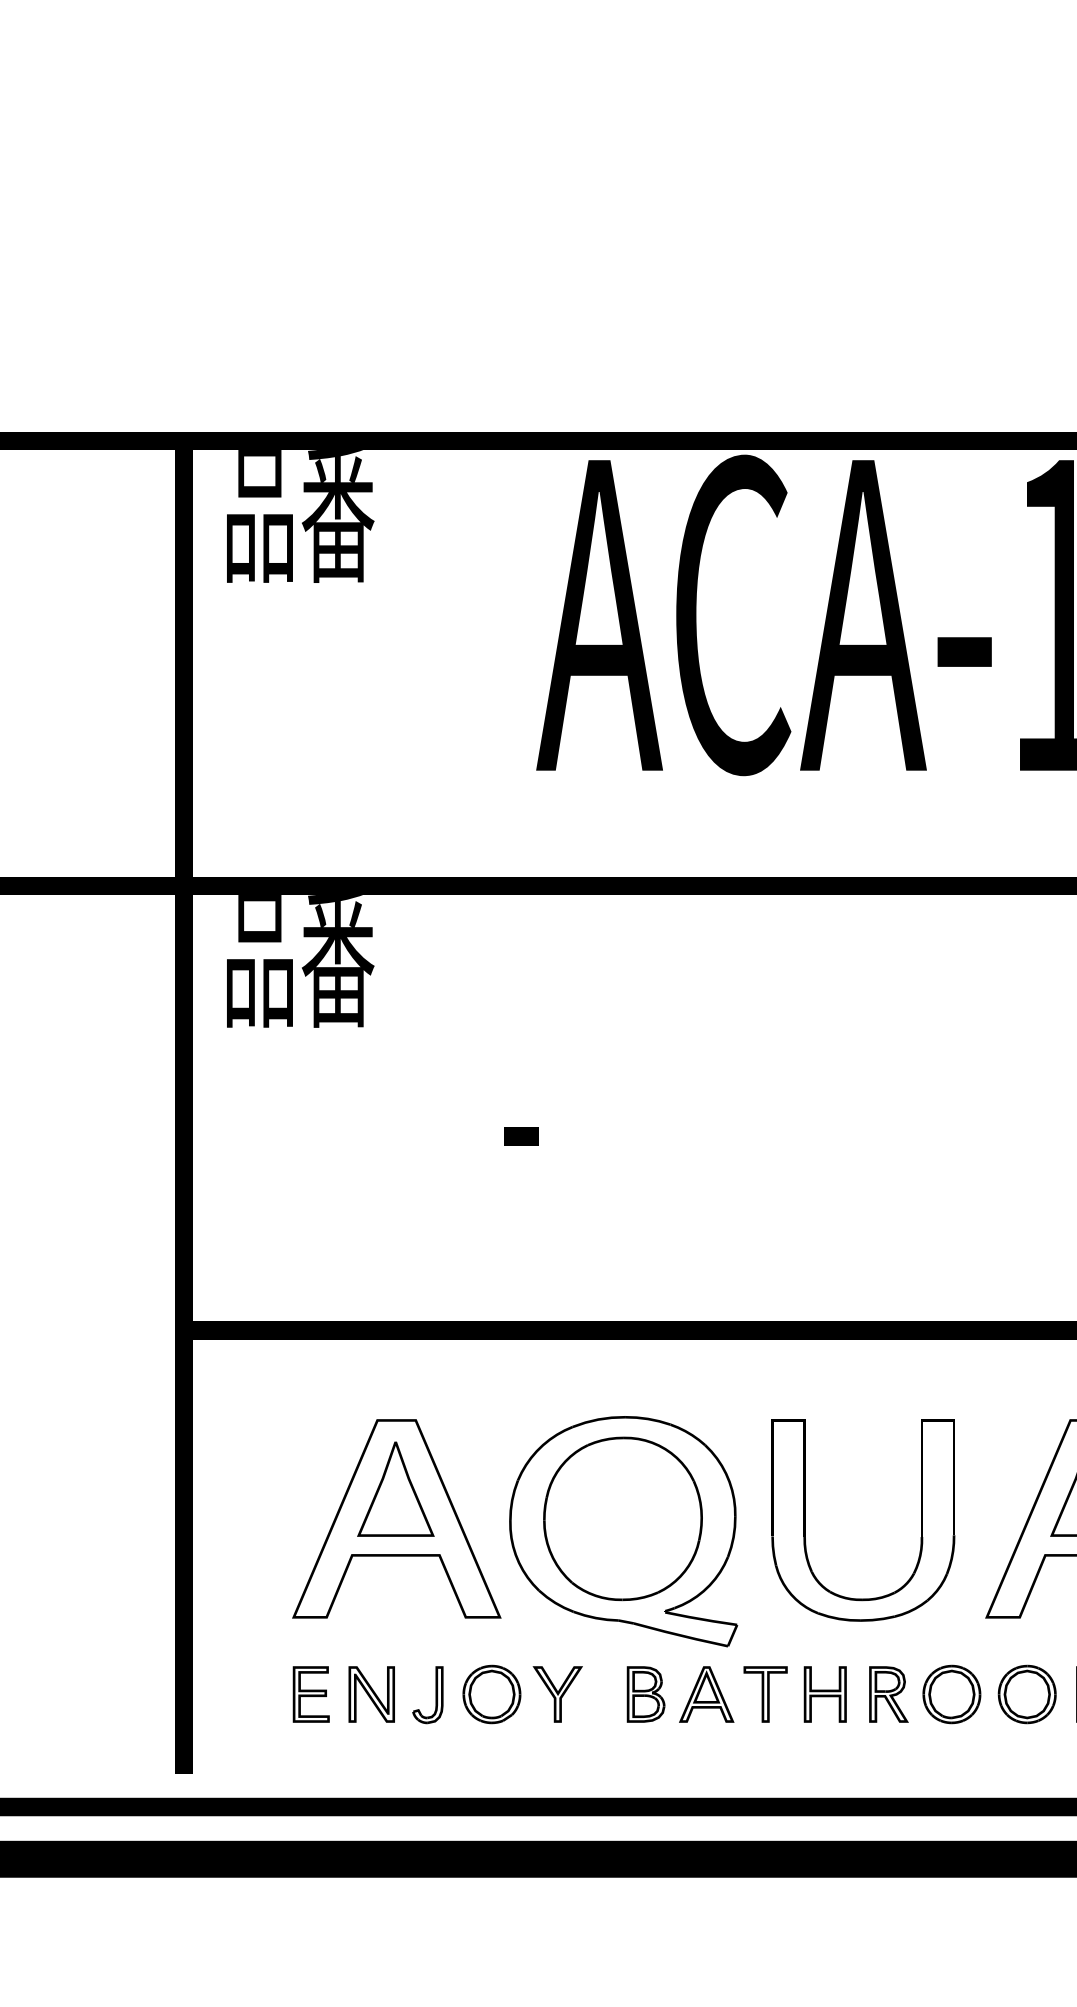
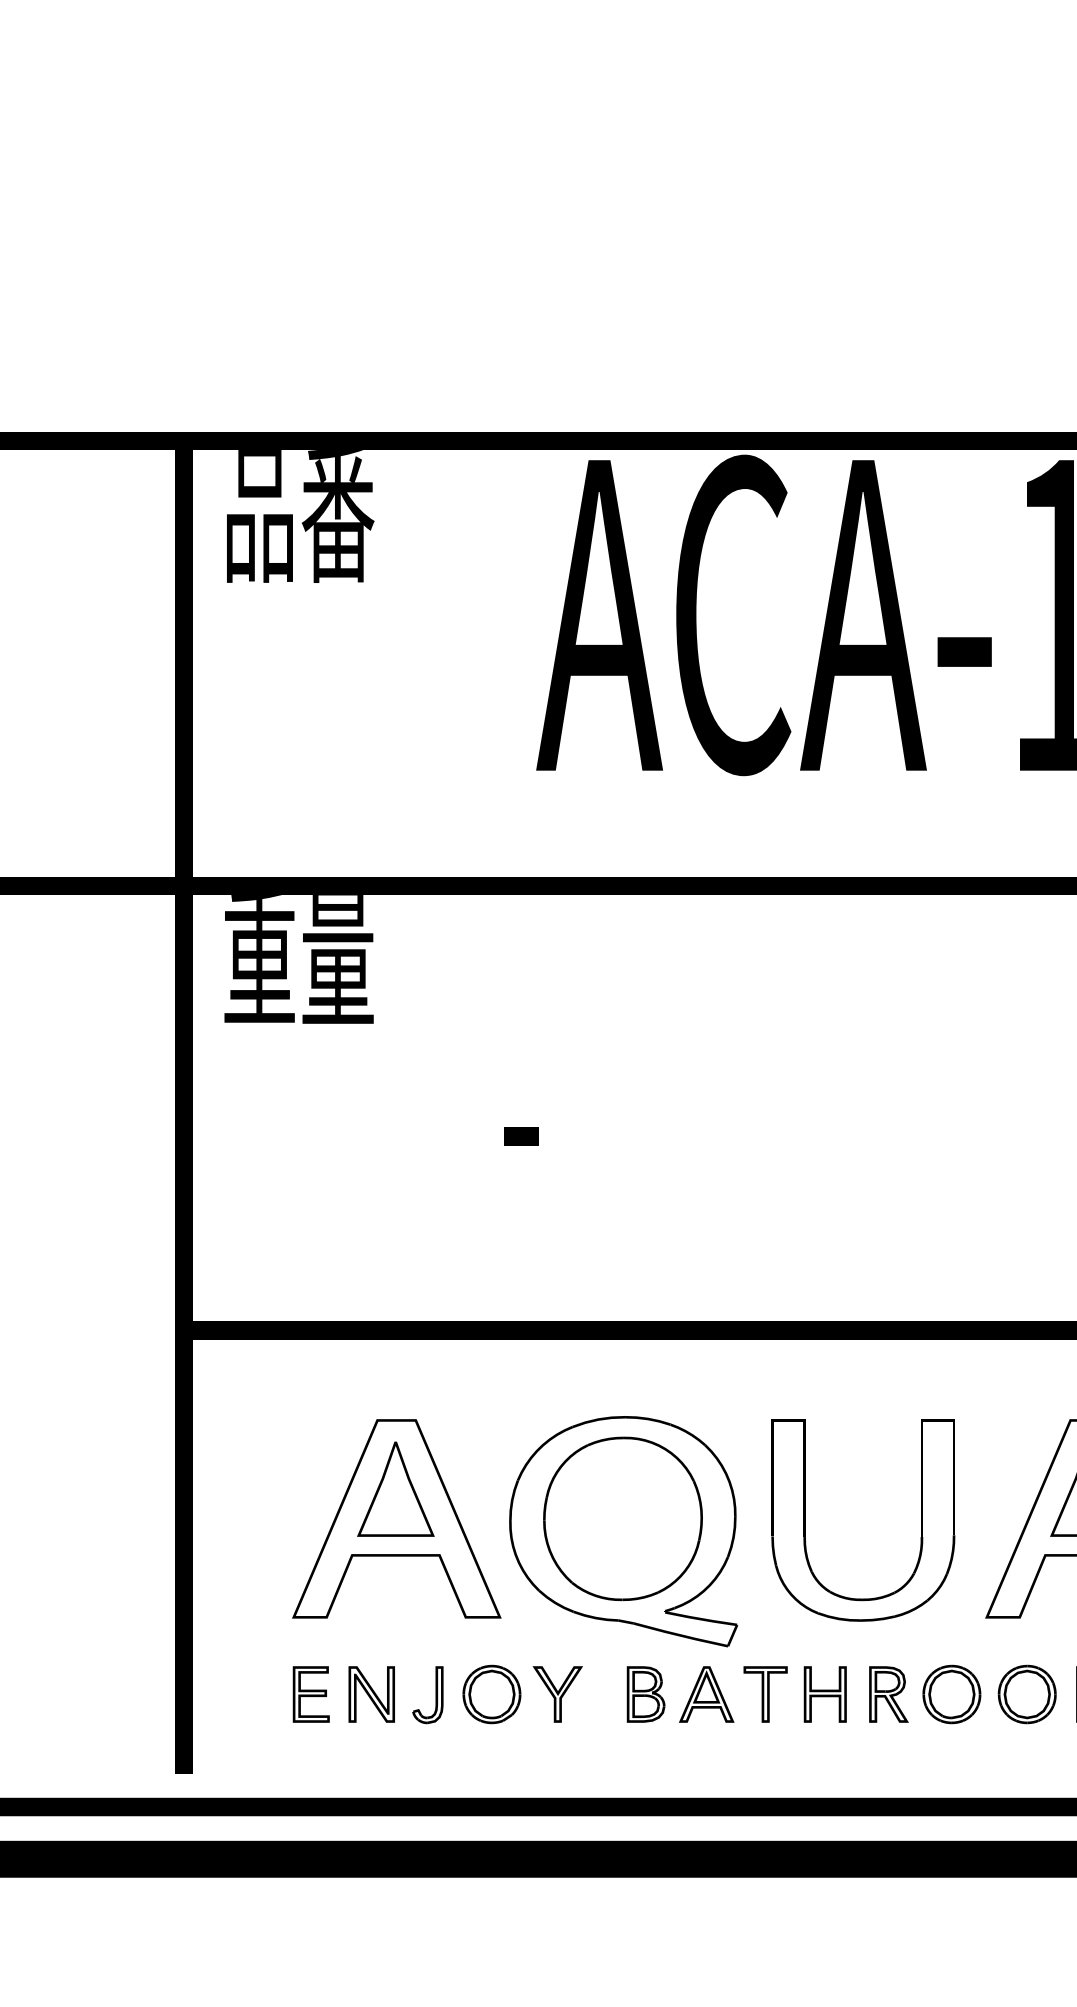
text: 品番 -> 重量 (299, 961)
